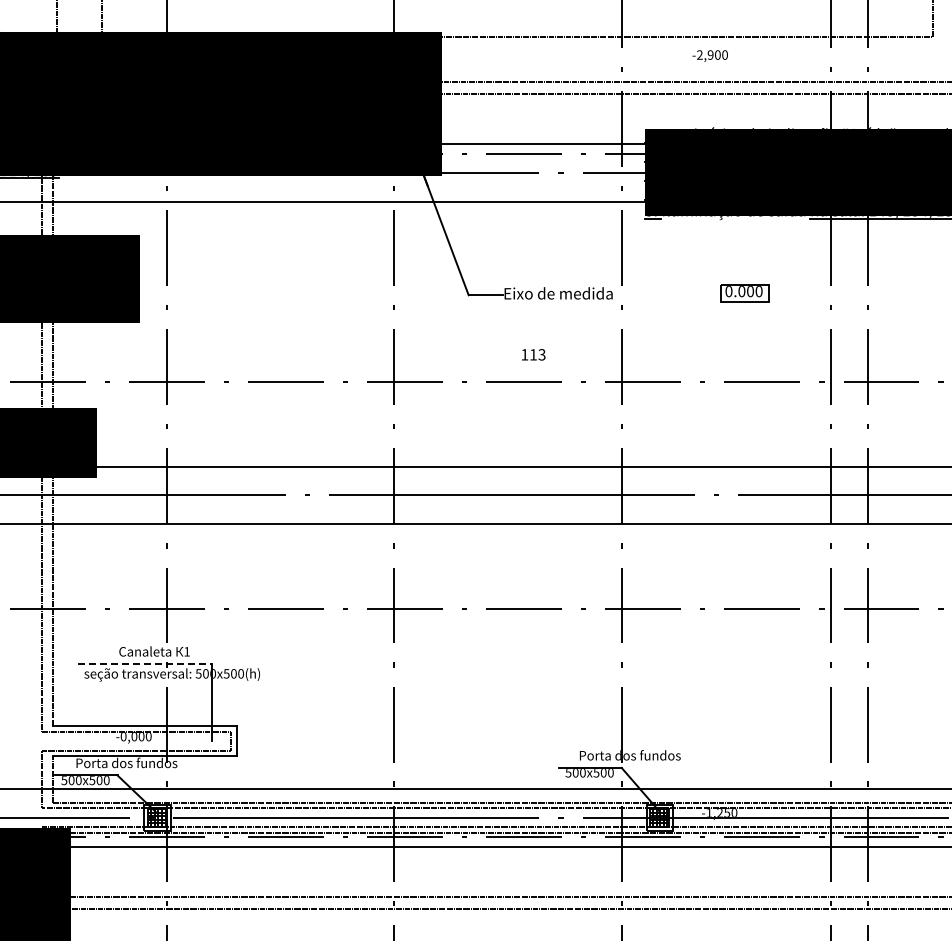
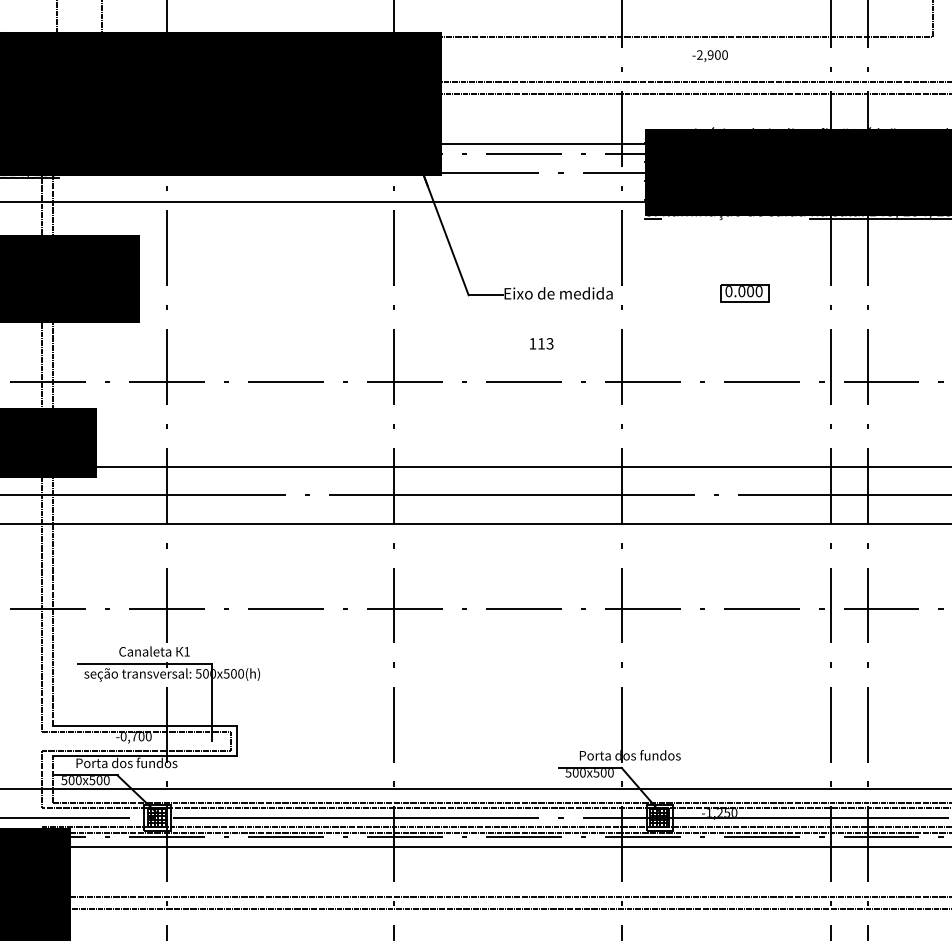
text position: (533, 354) -> (541, 343) (541, 343)
line: dashed -> solid (145, 664)
text: -0,000 -> -0,700 (134, 737)
